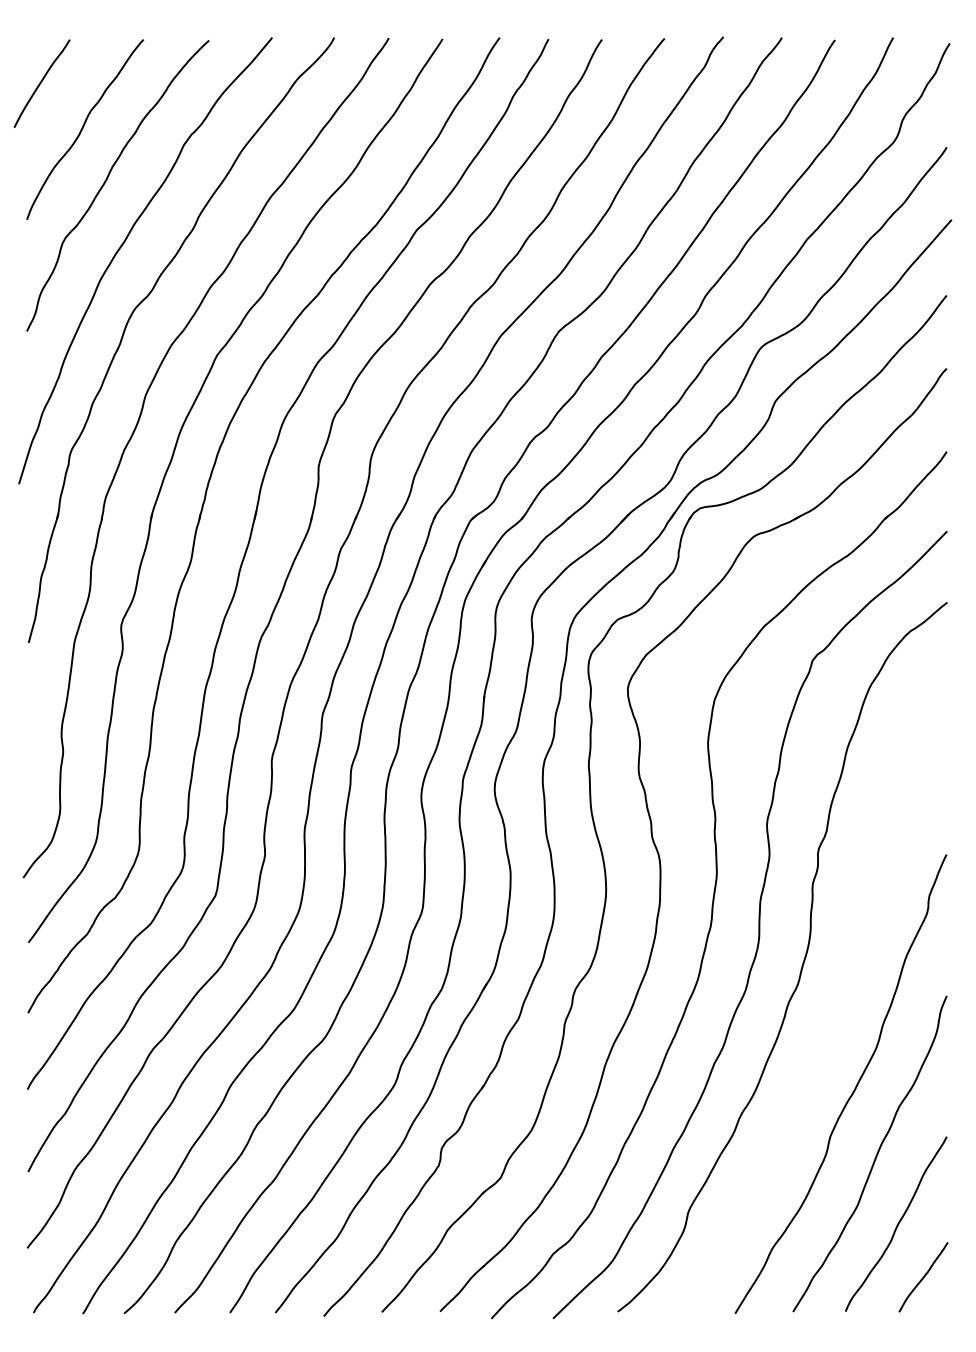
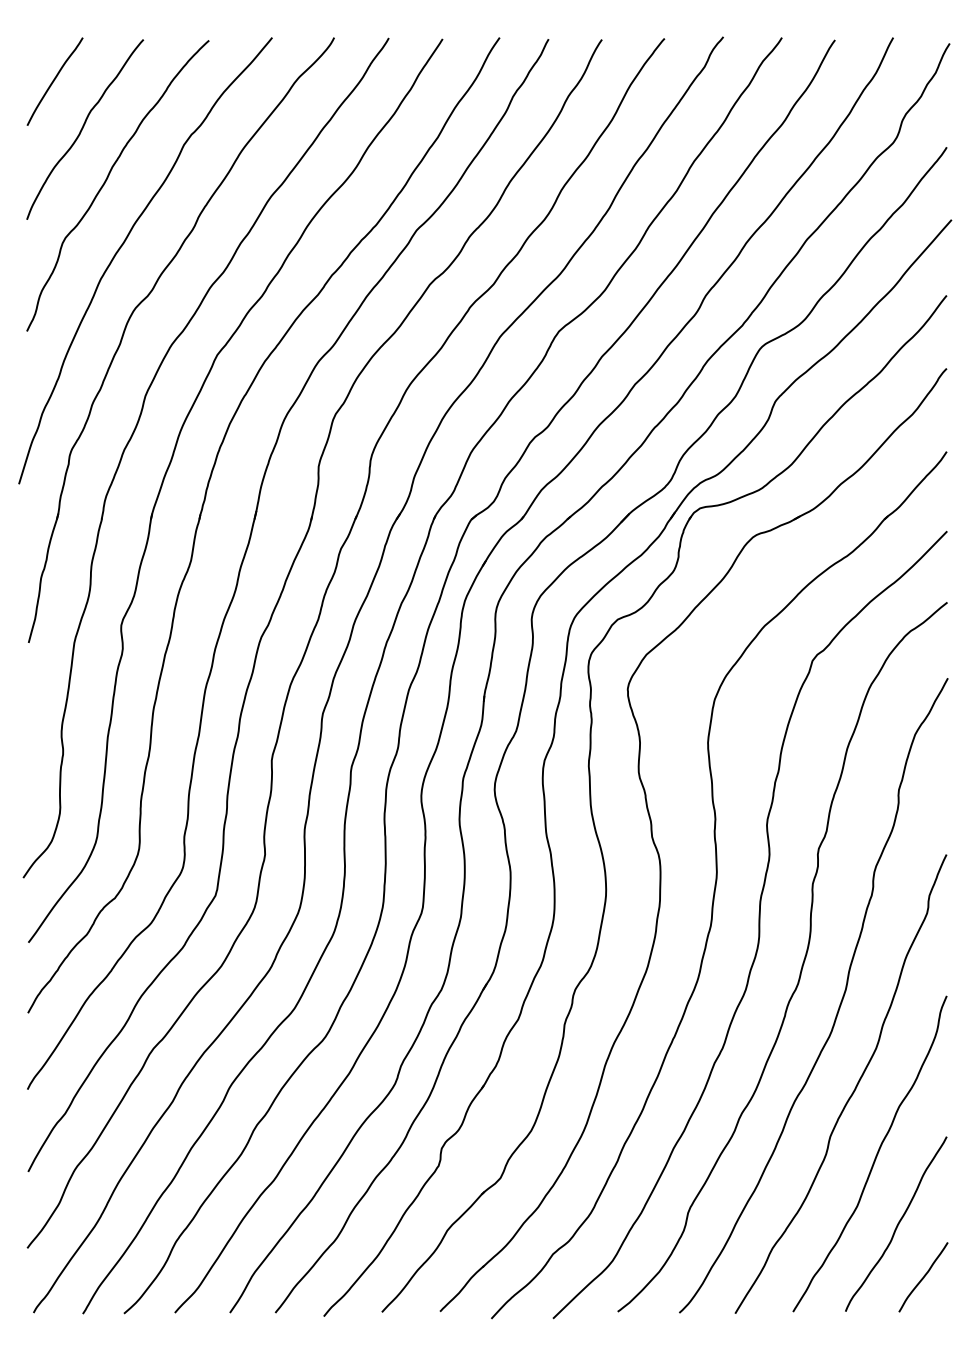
curve position: (41, 83) -> (54, 81) (54, 81)
curve: none -> present (839, 1004)
